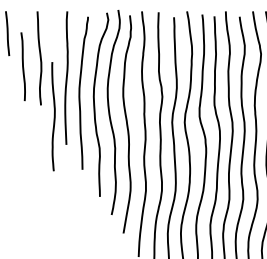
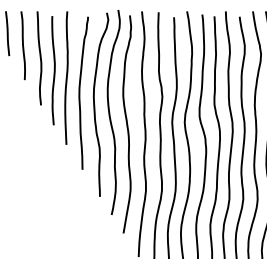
curve position: (22, 66) -> (22, 45) (22, 45)
curve position: (53, 116) -> (53, 70) (53, 70)
